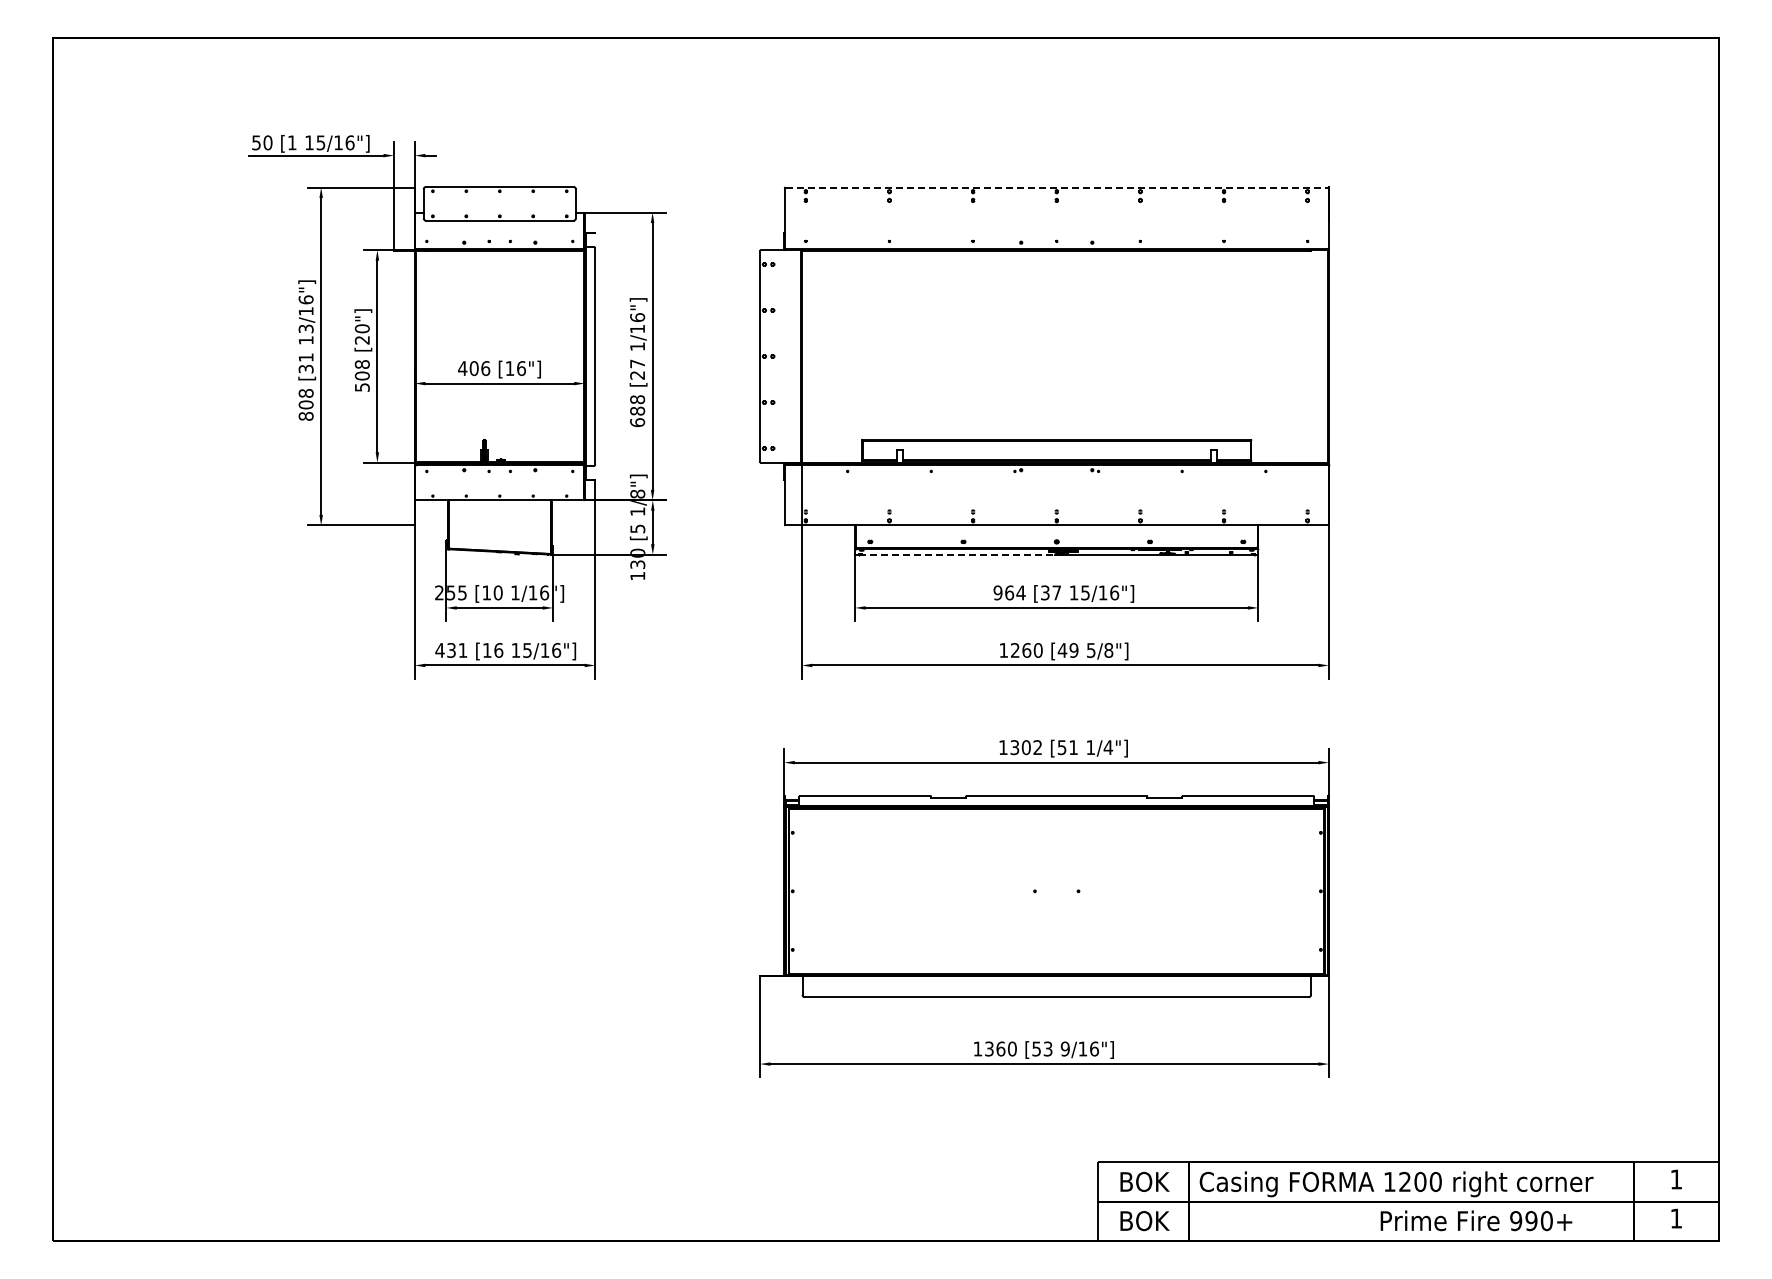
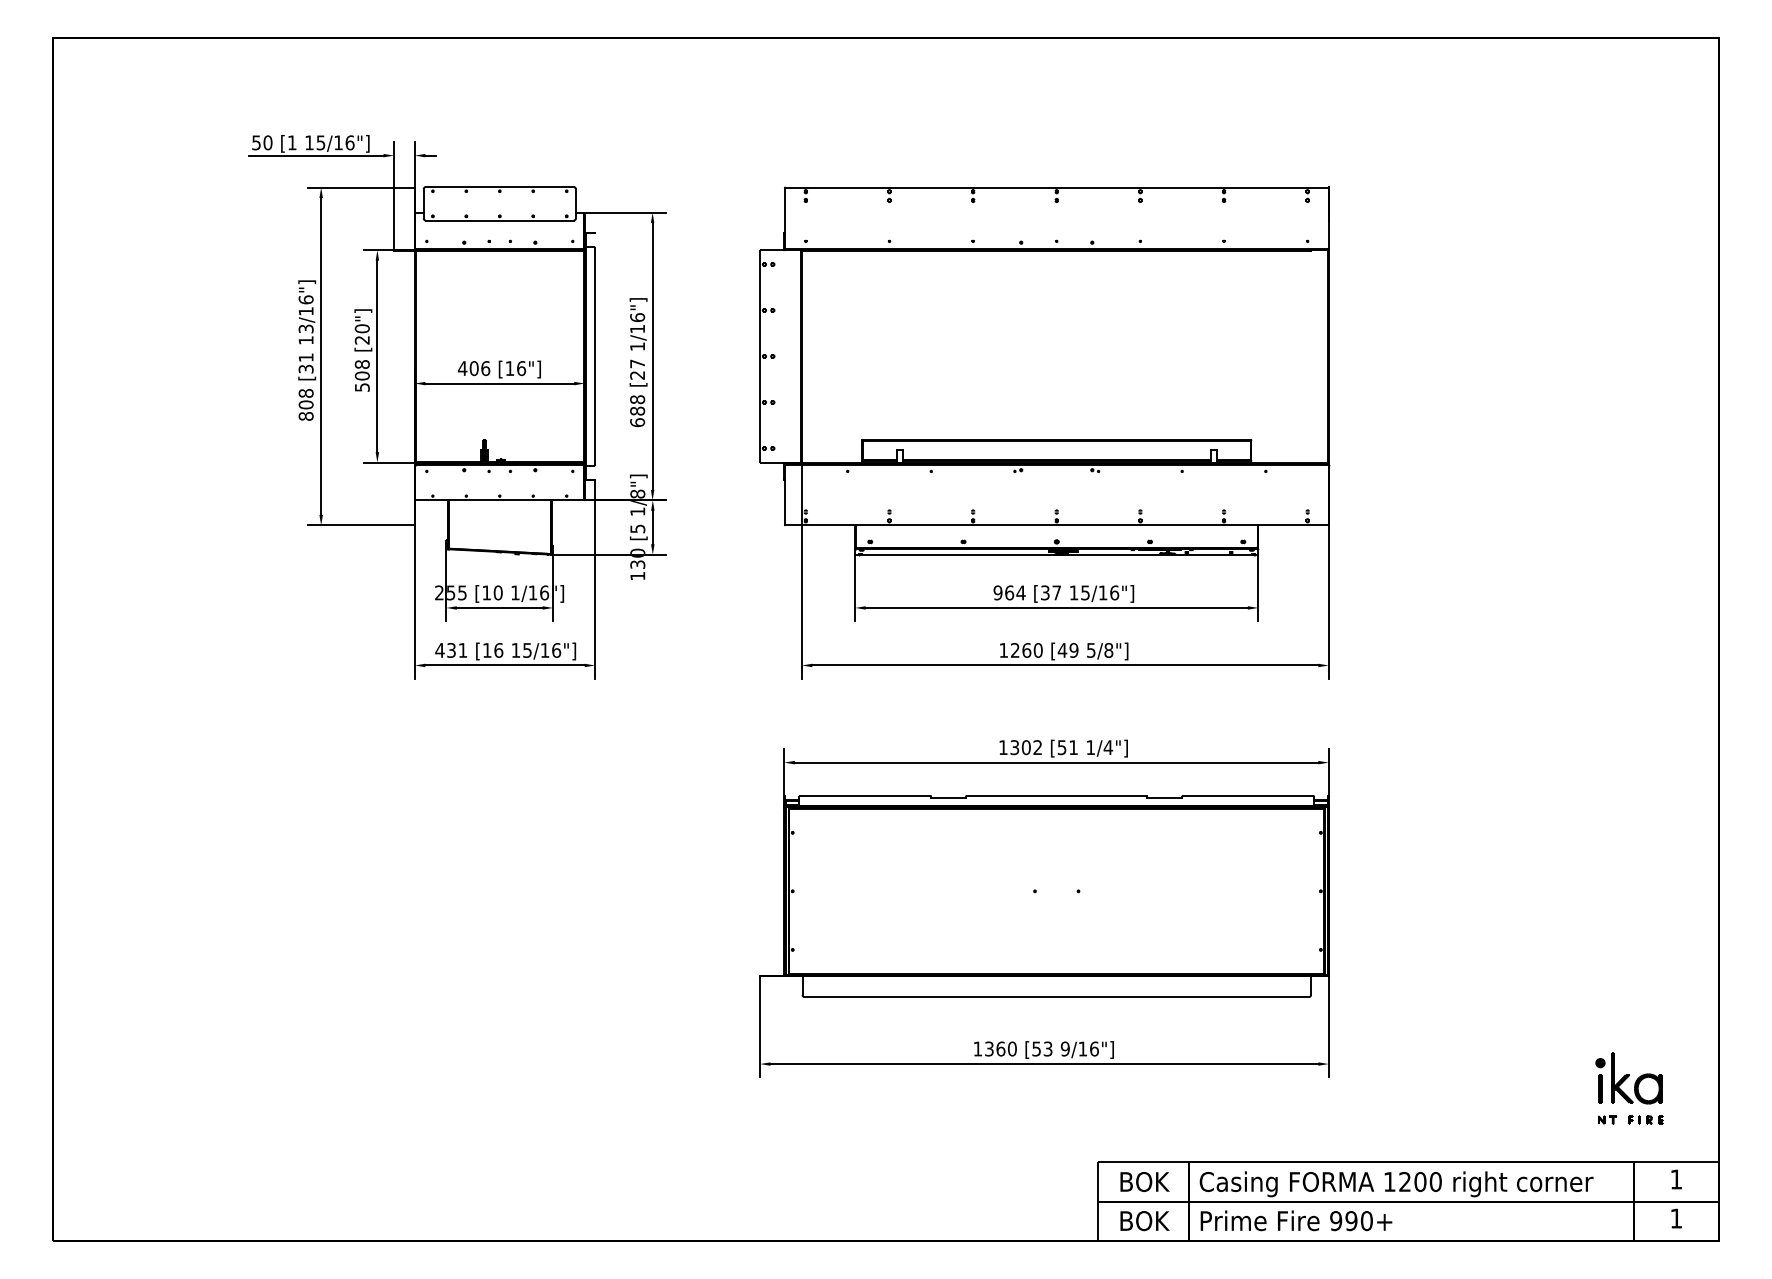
line: dashed -> solid (1057, 187)
line: dashed -> solid (957, 554)
part: none -> present (1629, 1088)
text position: (1476, 1220) -> (1296, 1220) (1296, 1220)
